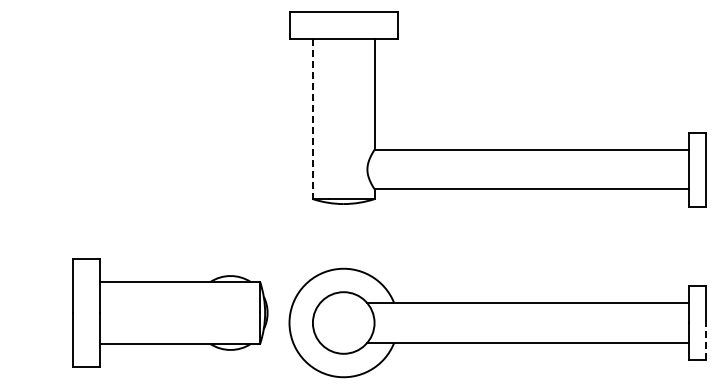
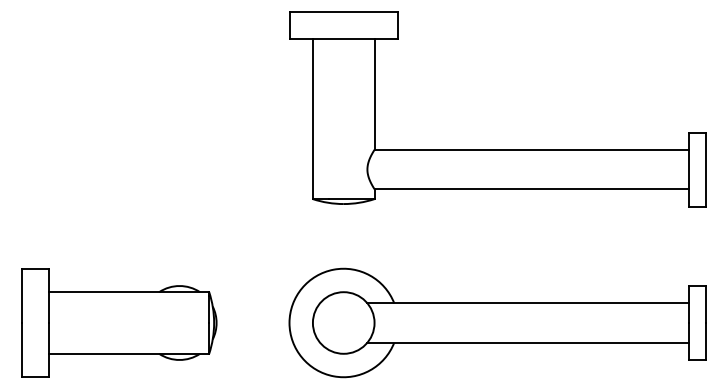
line: dashed -> solid (312, 119)
part position: (170, 312) -> (119, 322) (119, 322)
line: dashed -> solid (706, 340)
